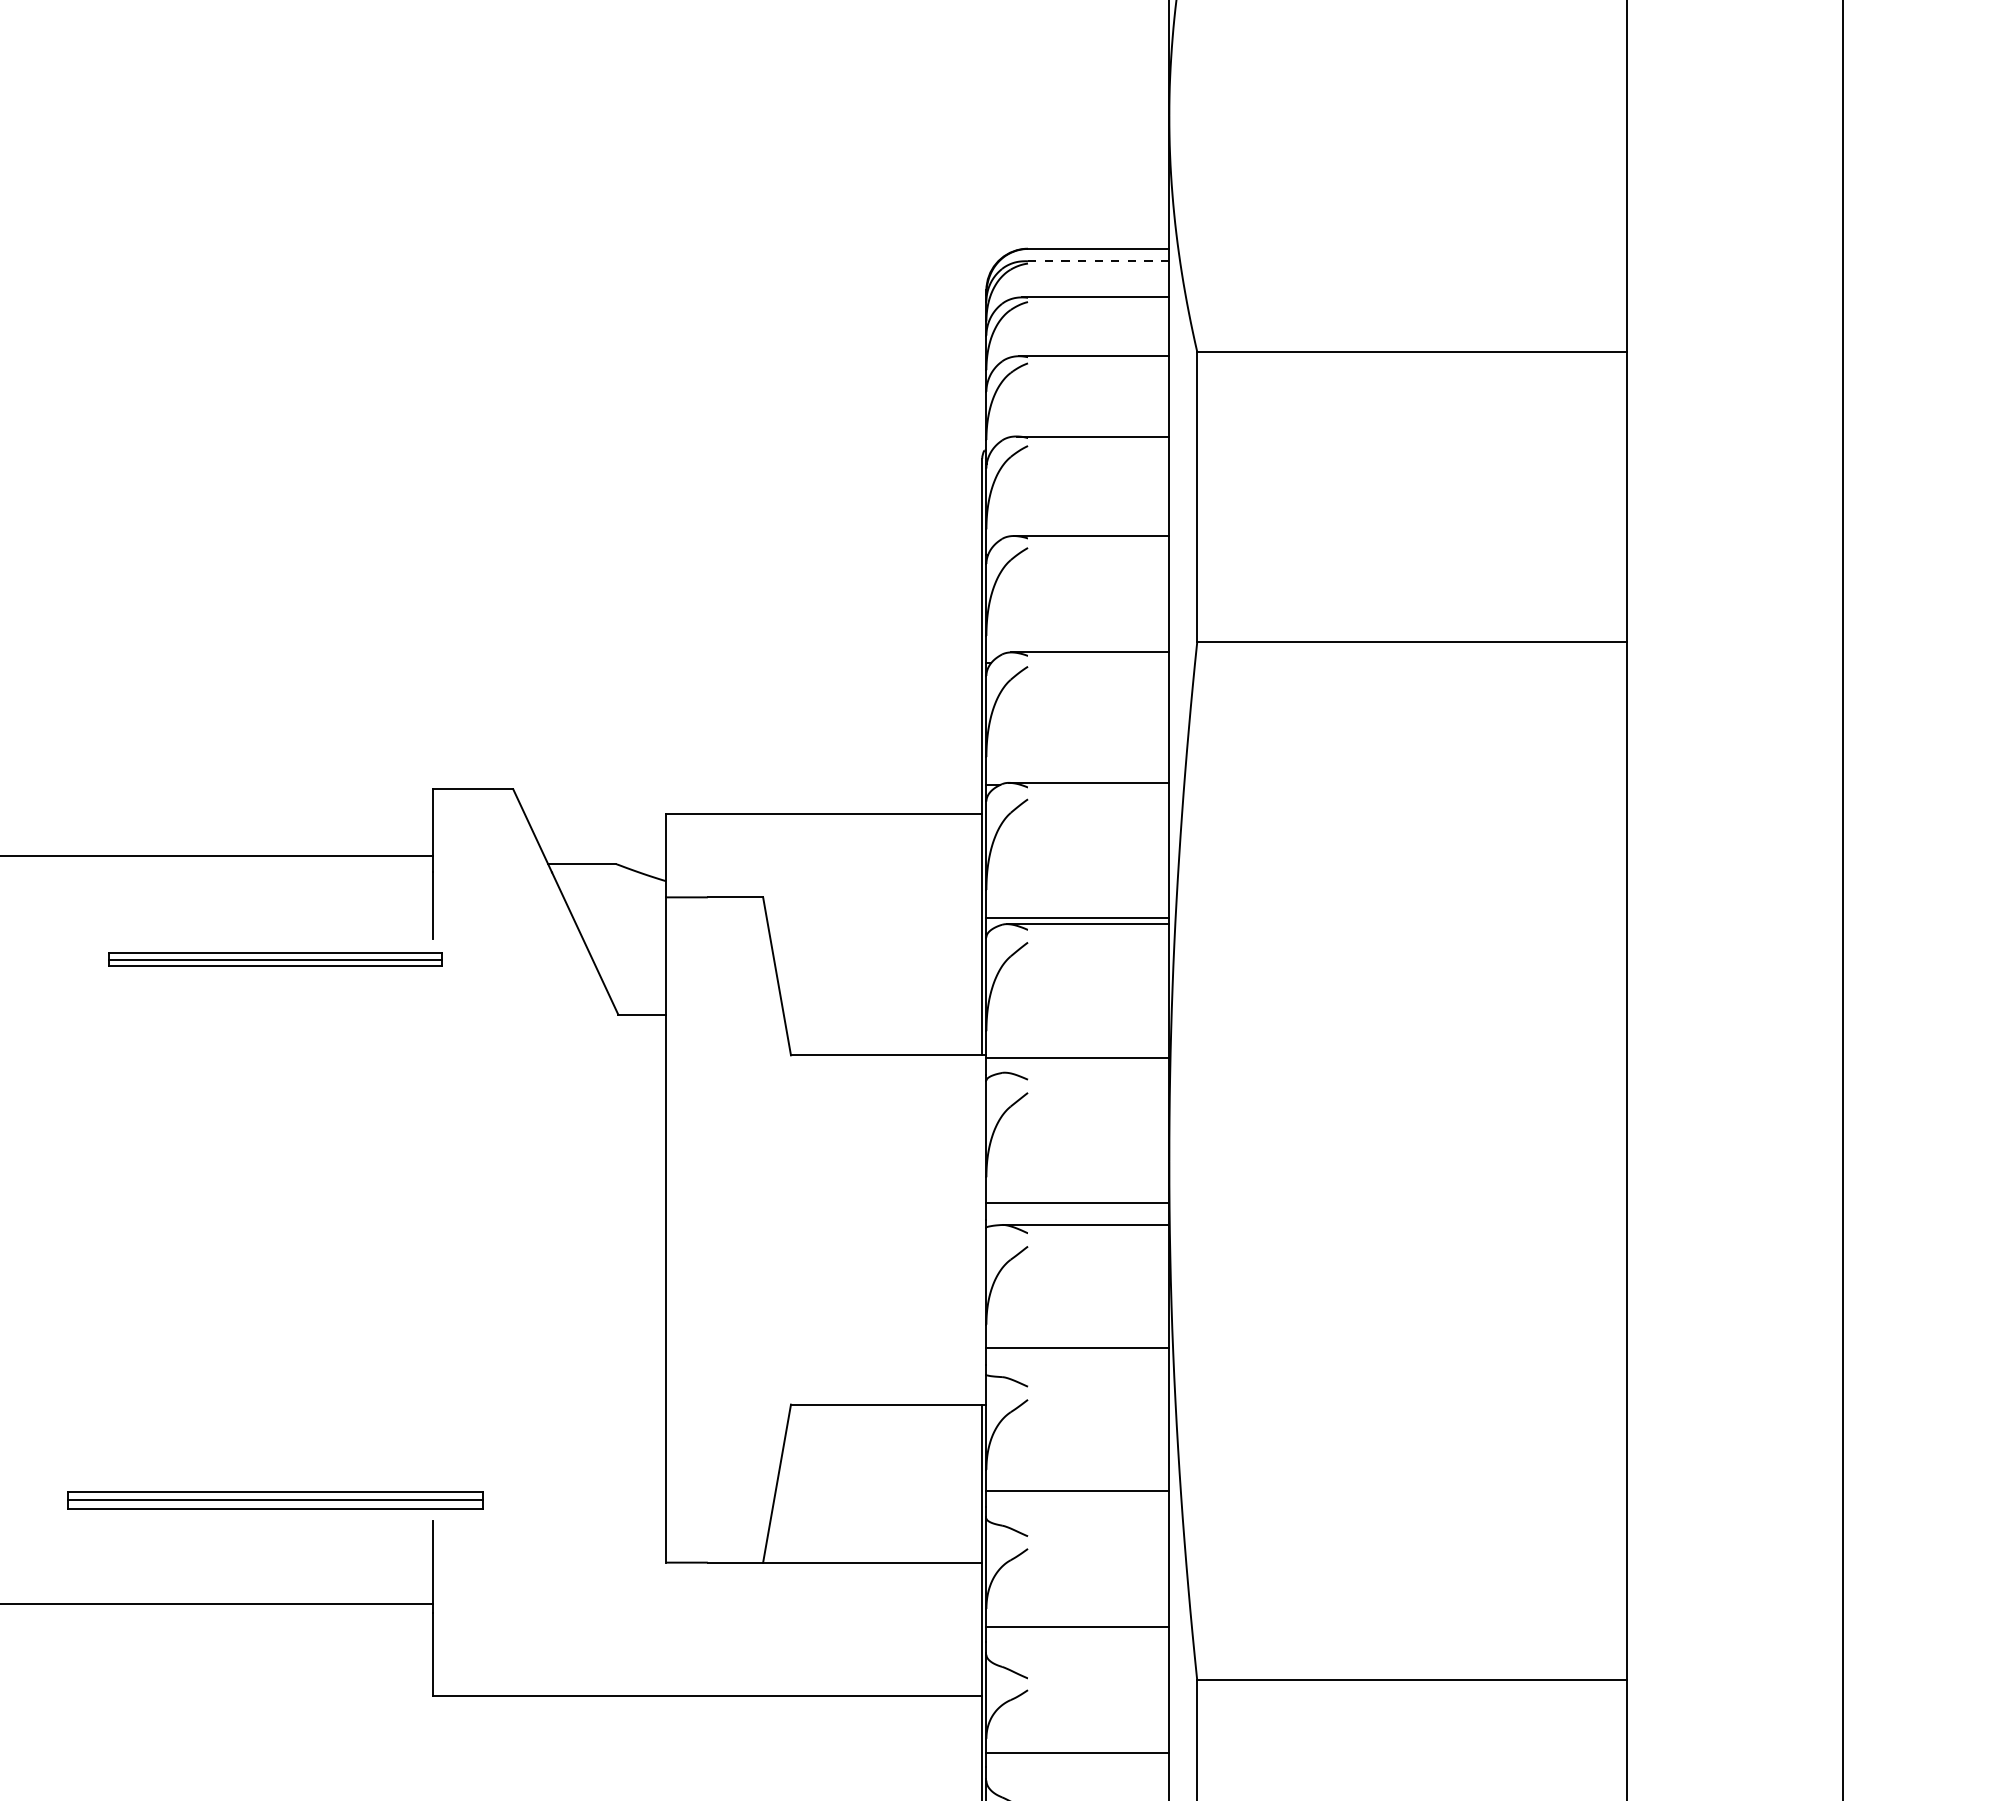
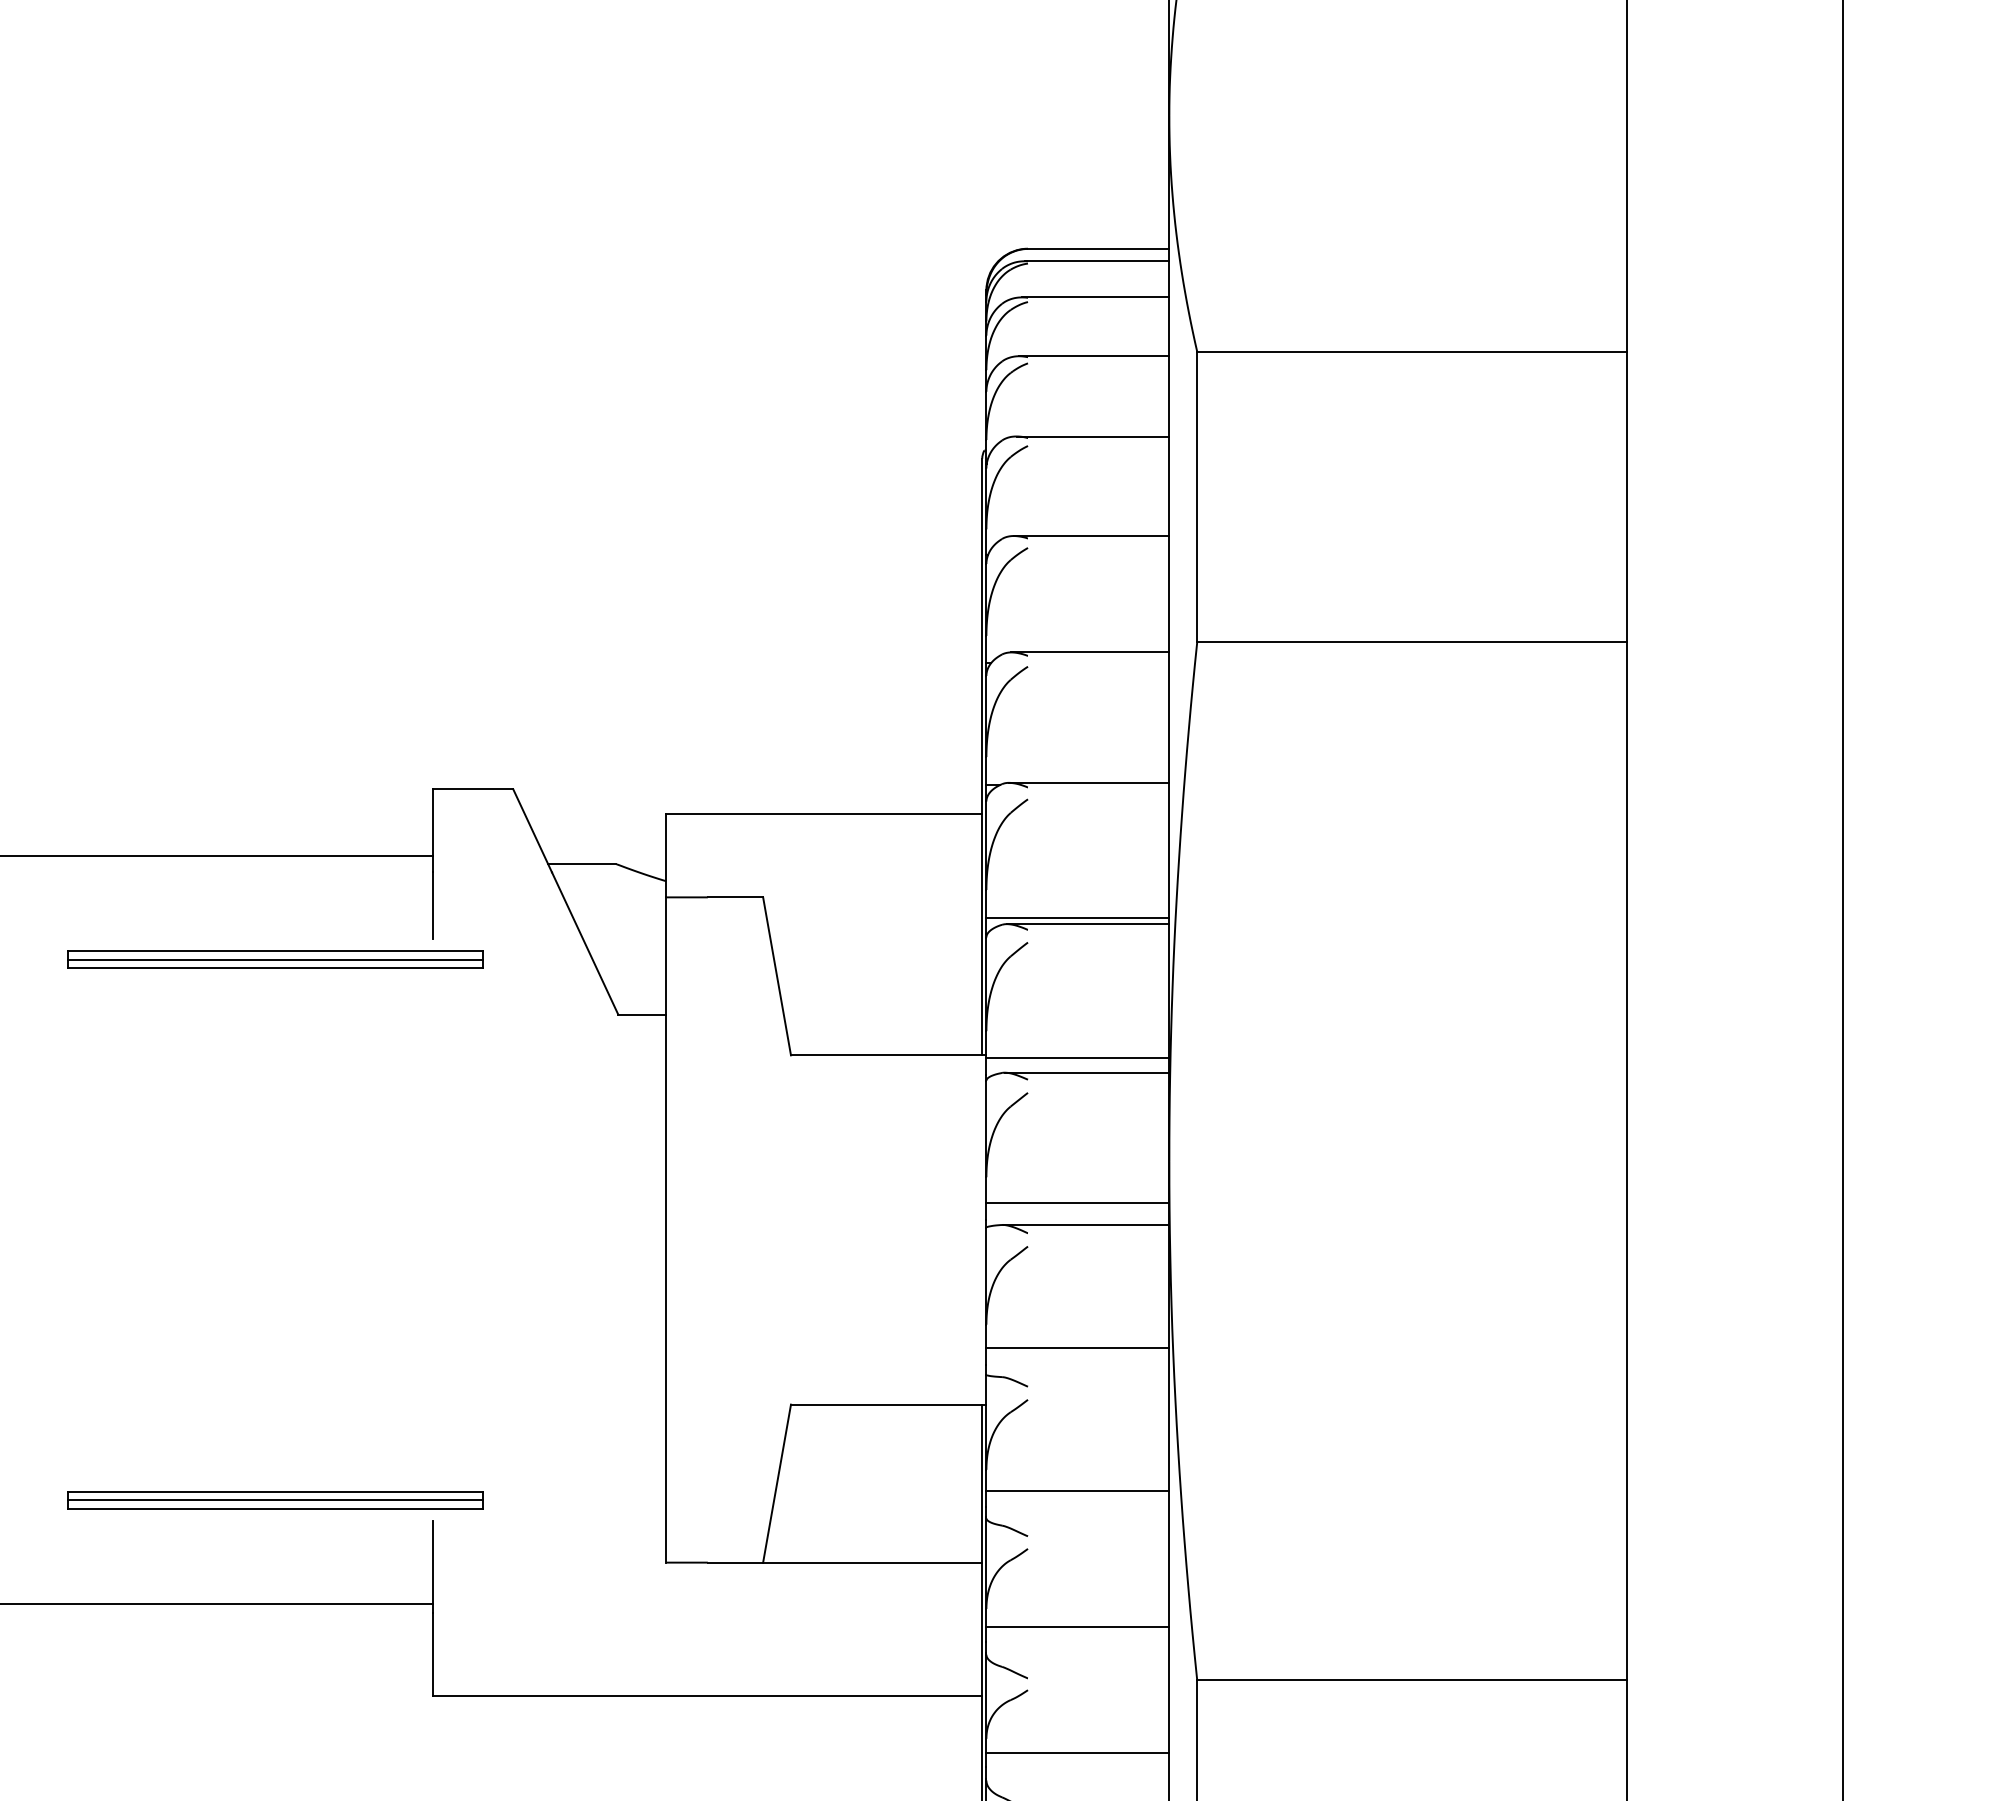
line: dashed -> solid (1096, 261)
part size: 335x15 px -> 417x19 px (275, 959)
line: none -> present (1086, 1072)
